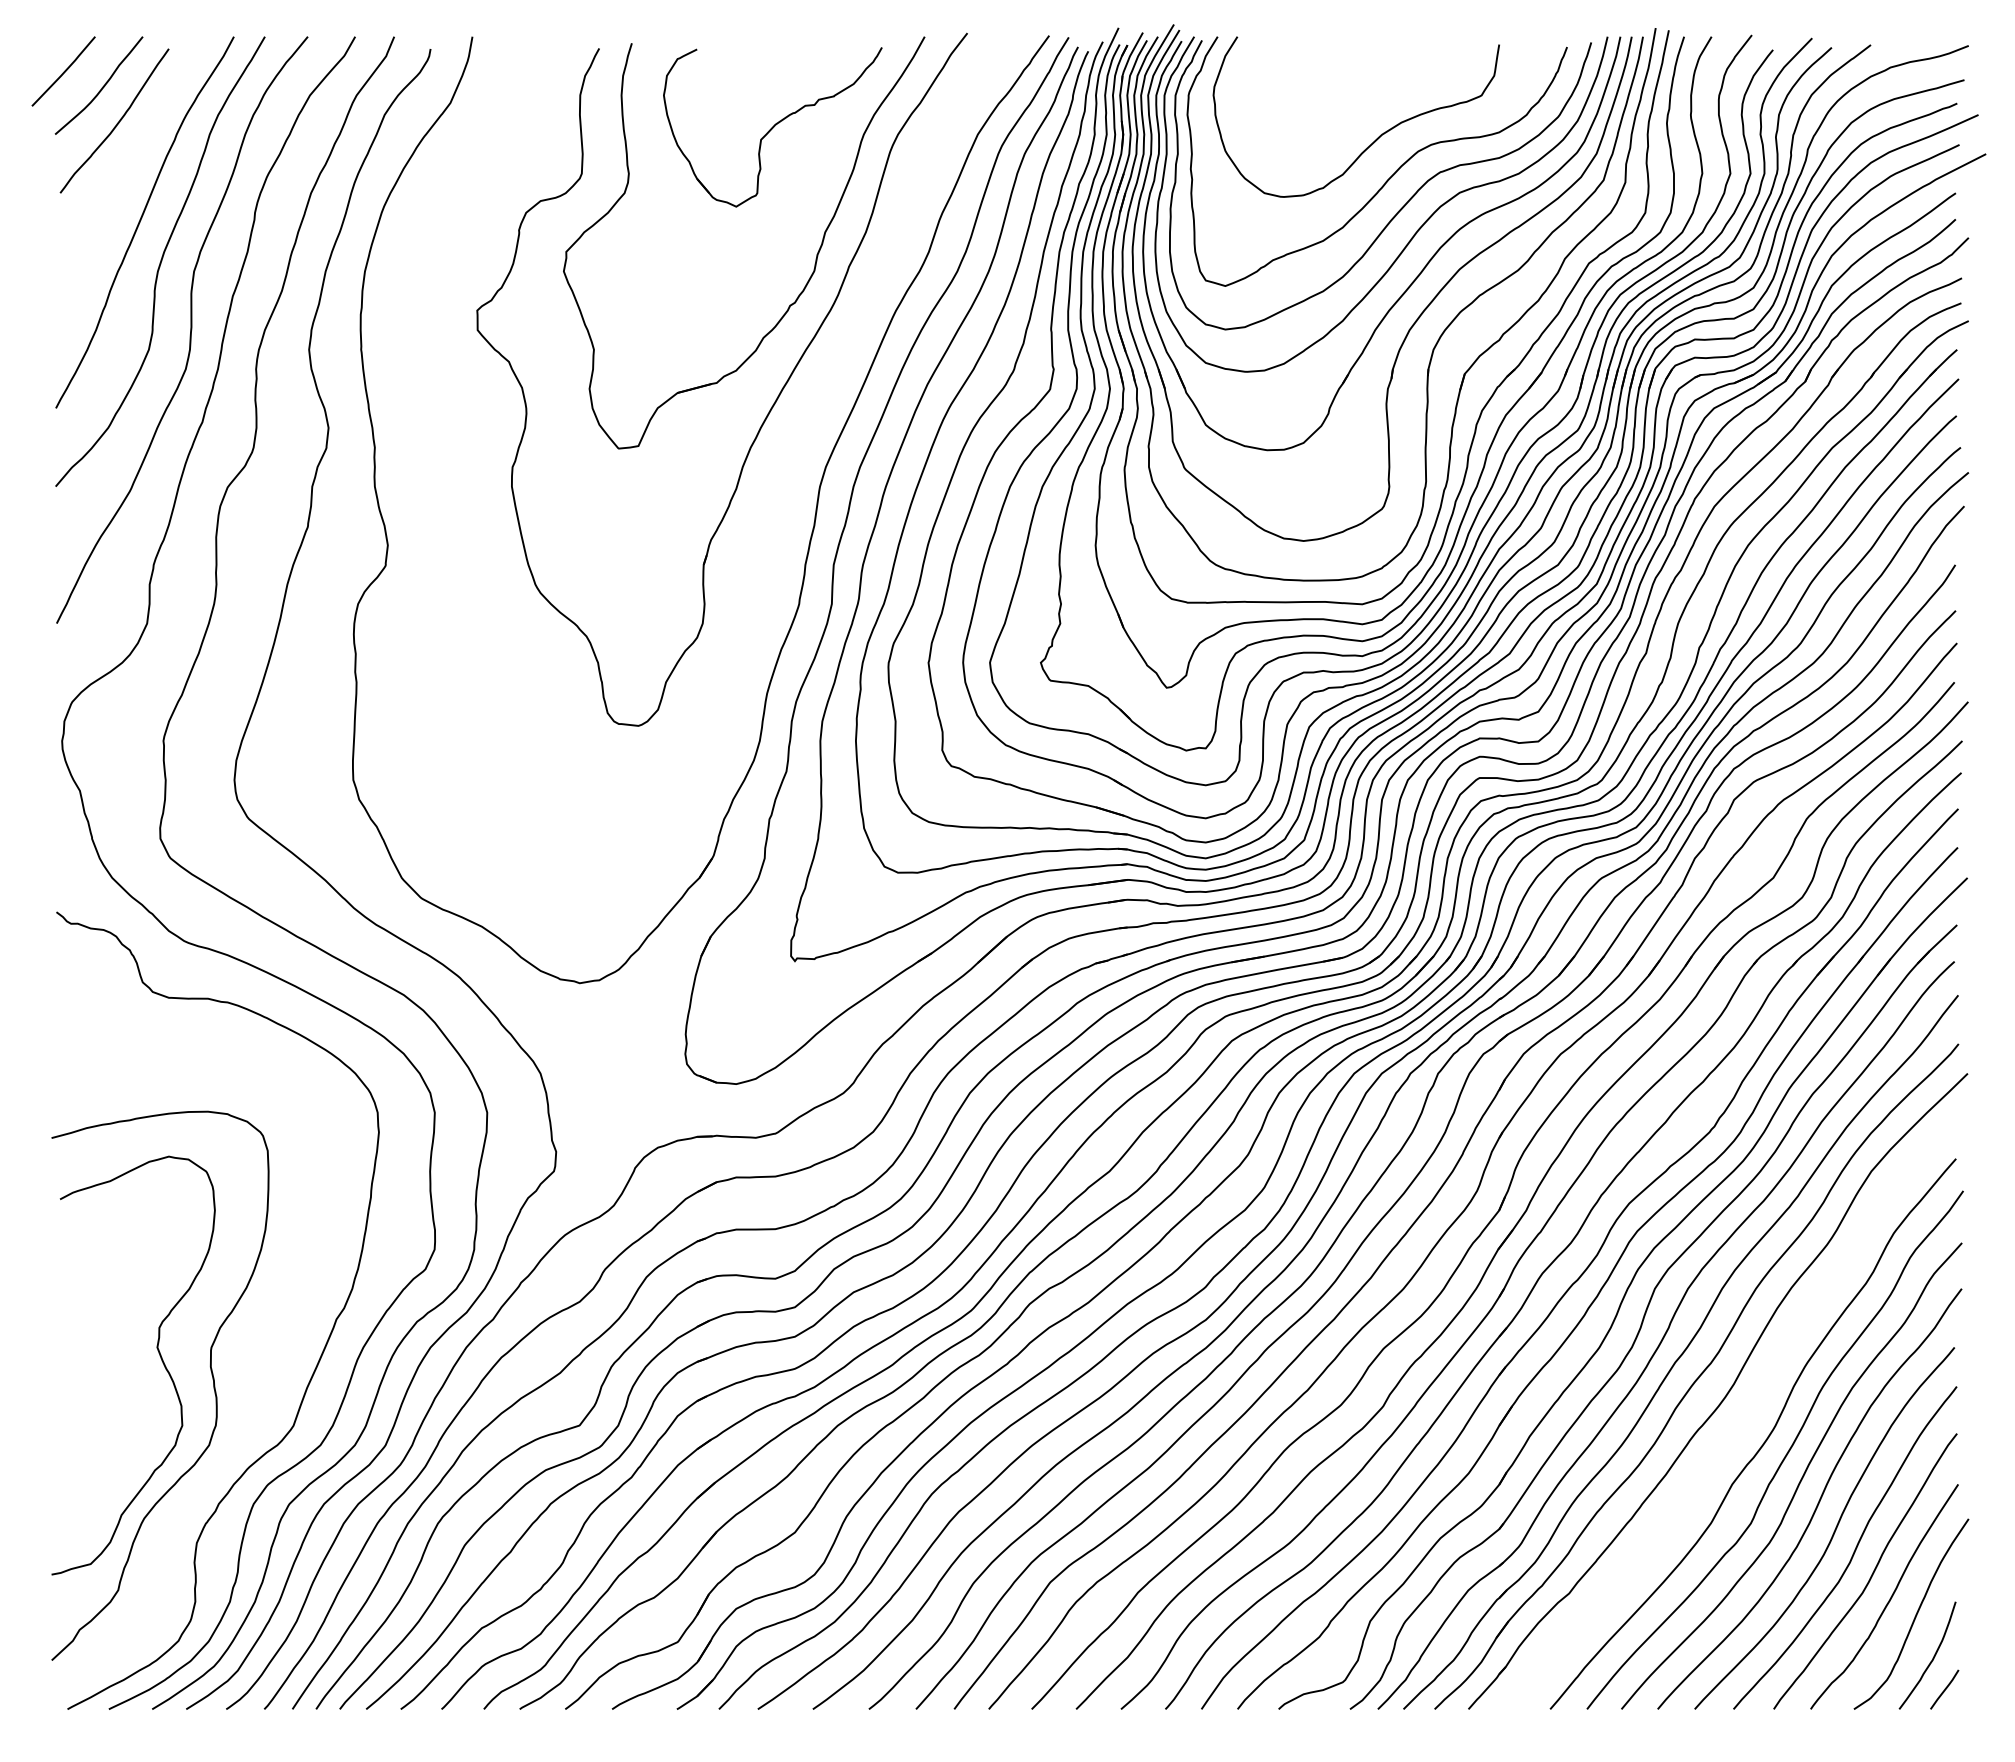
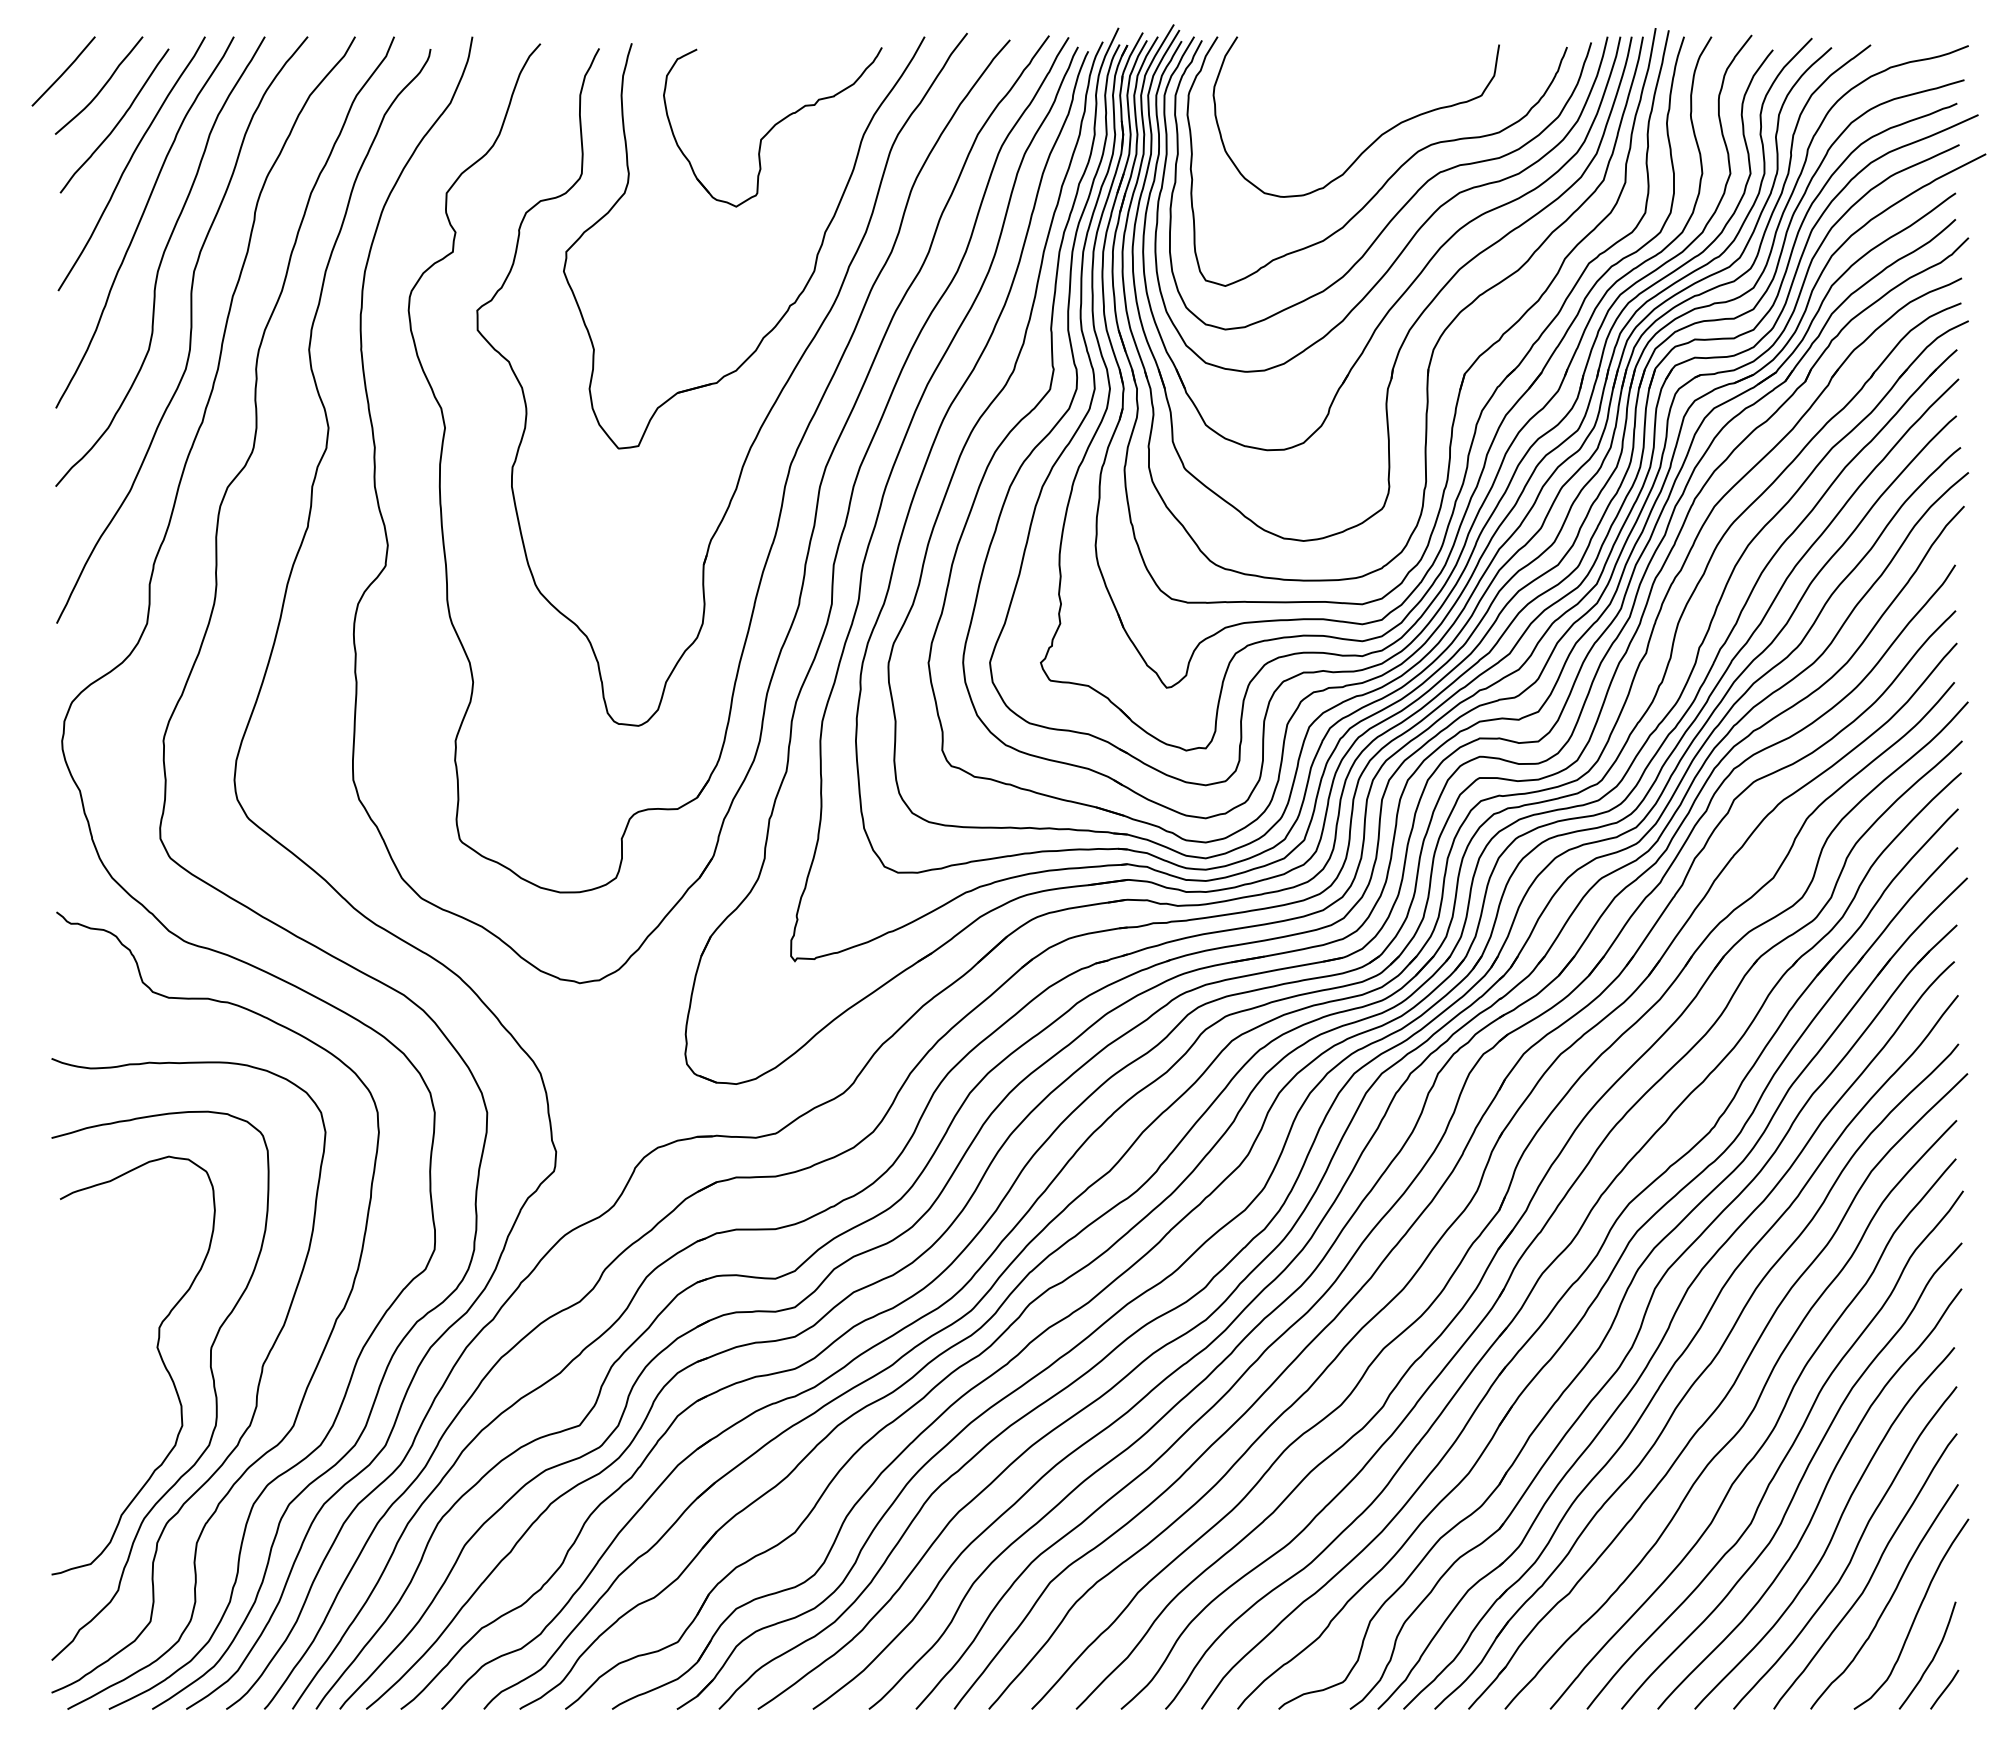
curve: none -> present (129, 163)
part: none -> present (784, 484)
curve: none -> present (257, 1385)
curve: none -> present (1742, 1424)
